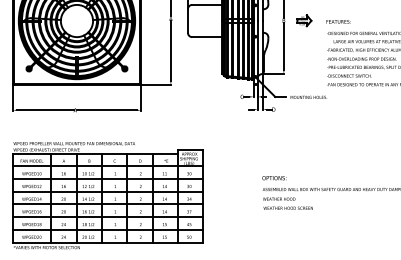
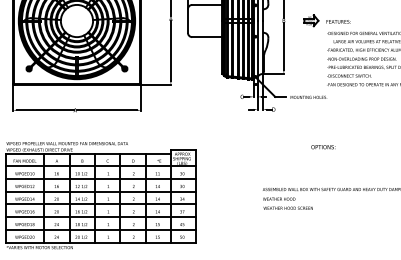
part position: (304, 20) -> (311, 20) (311, 20)
text position: (274, 178) -> (323, 147) (323, 147)
part position: (107, 195) -> (100, 195) (100, 195)
